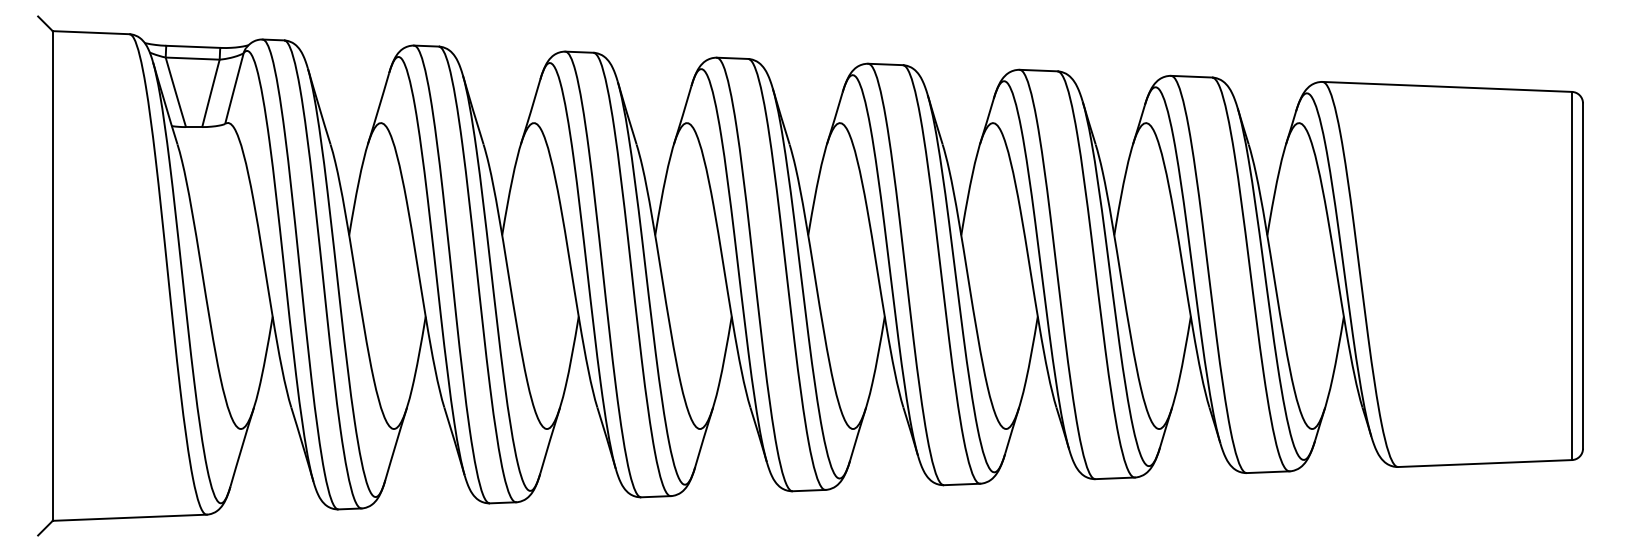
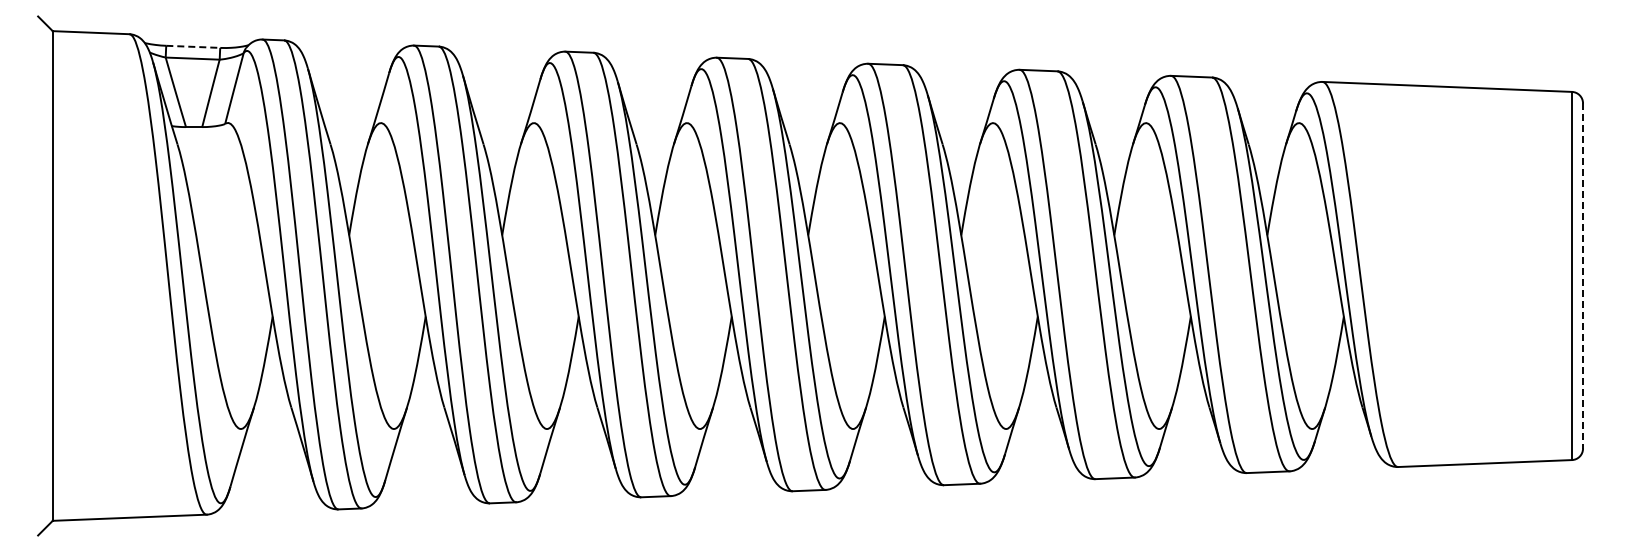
line: solid -> dashed (193, 46)
line: solid -> dashed (1583, 275)
